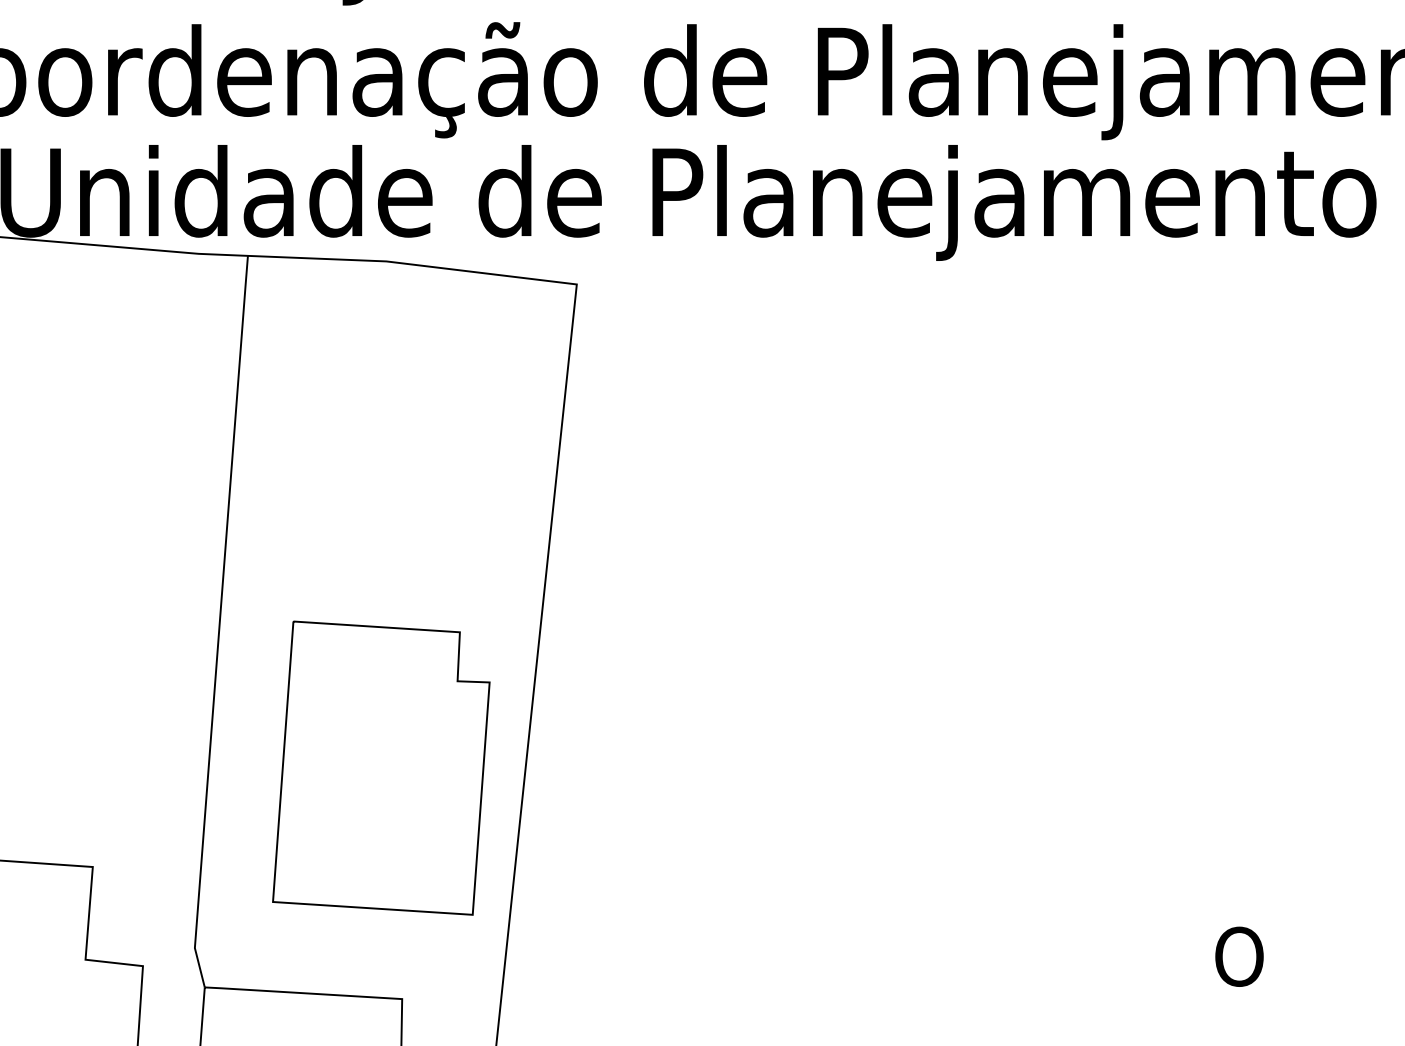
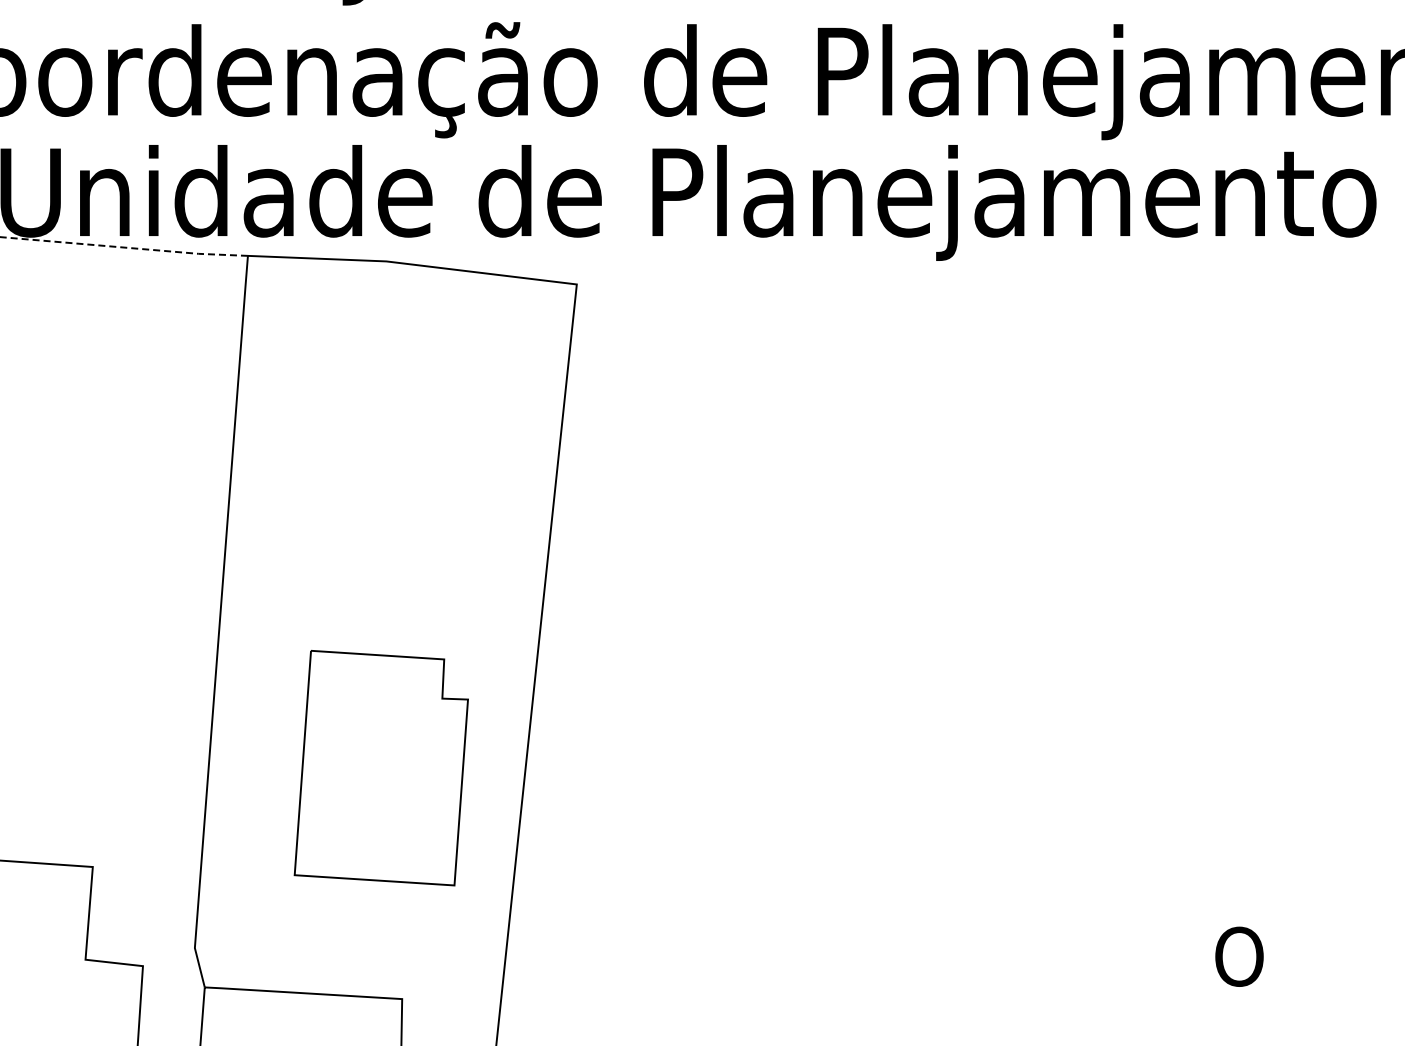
line: solid -> dashed (124, 247)
part size: 219x296 px -> 176x237 px (380, 768)
